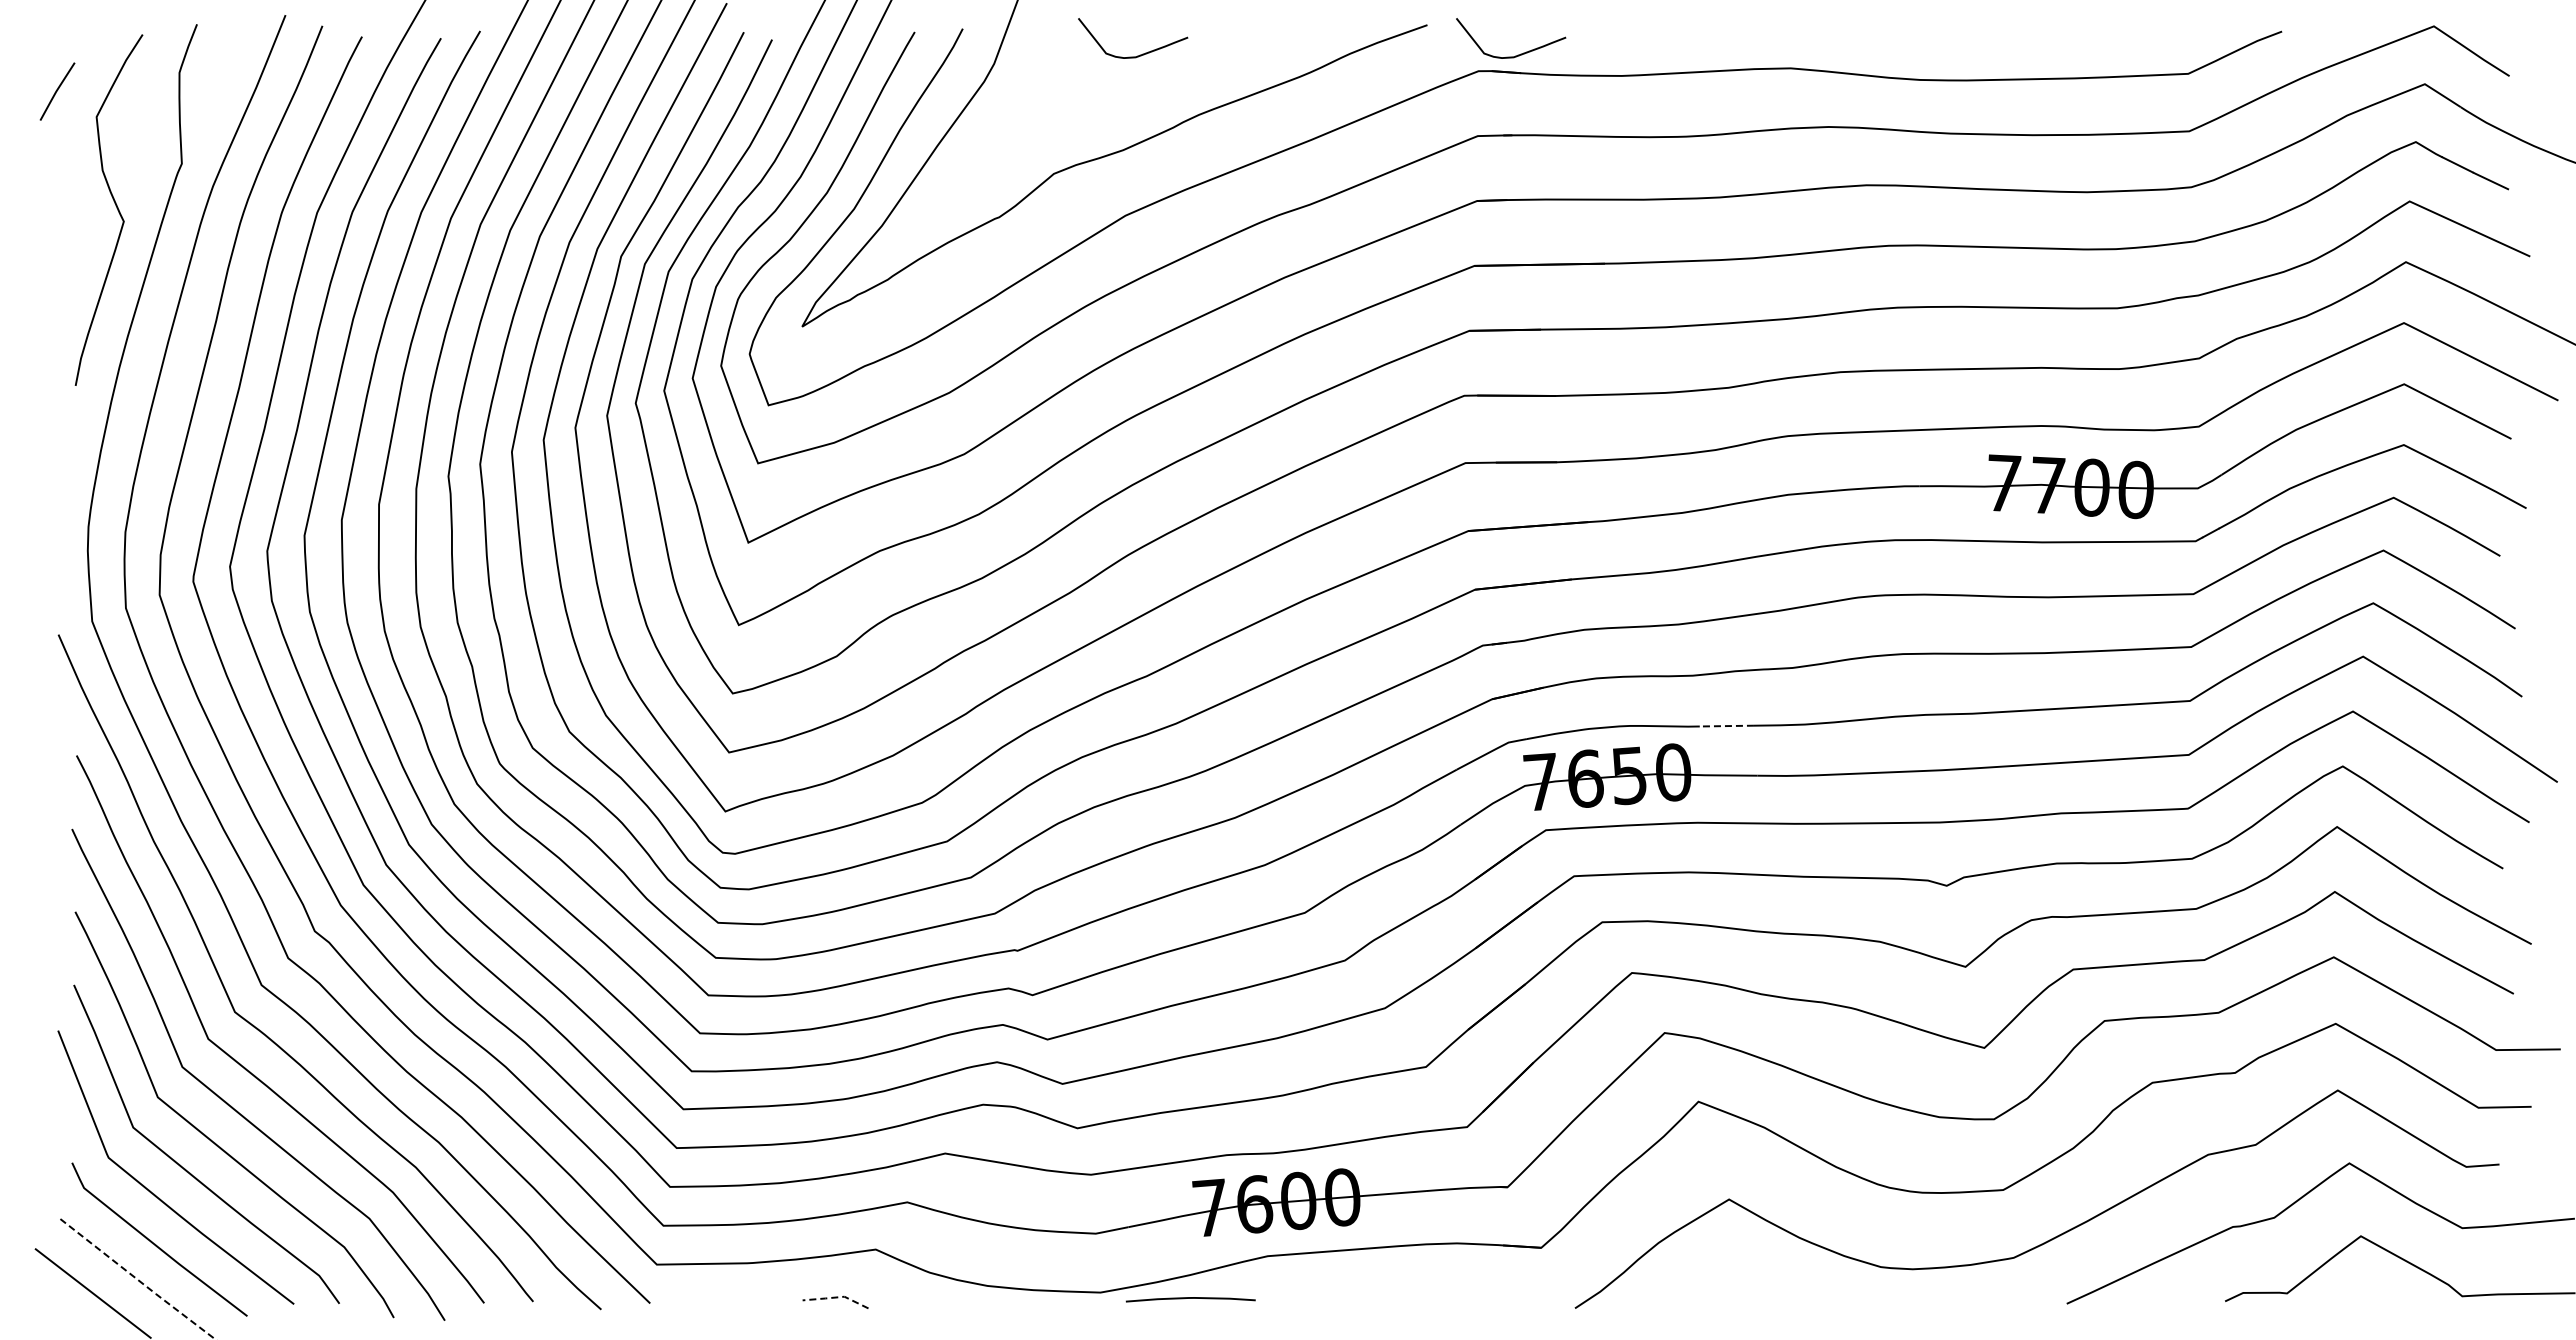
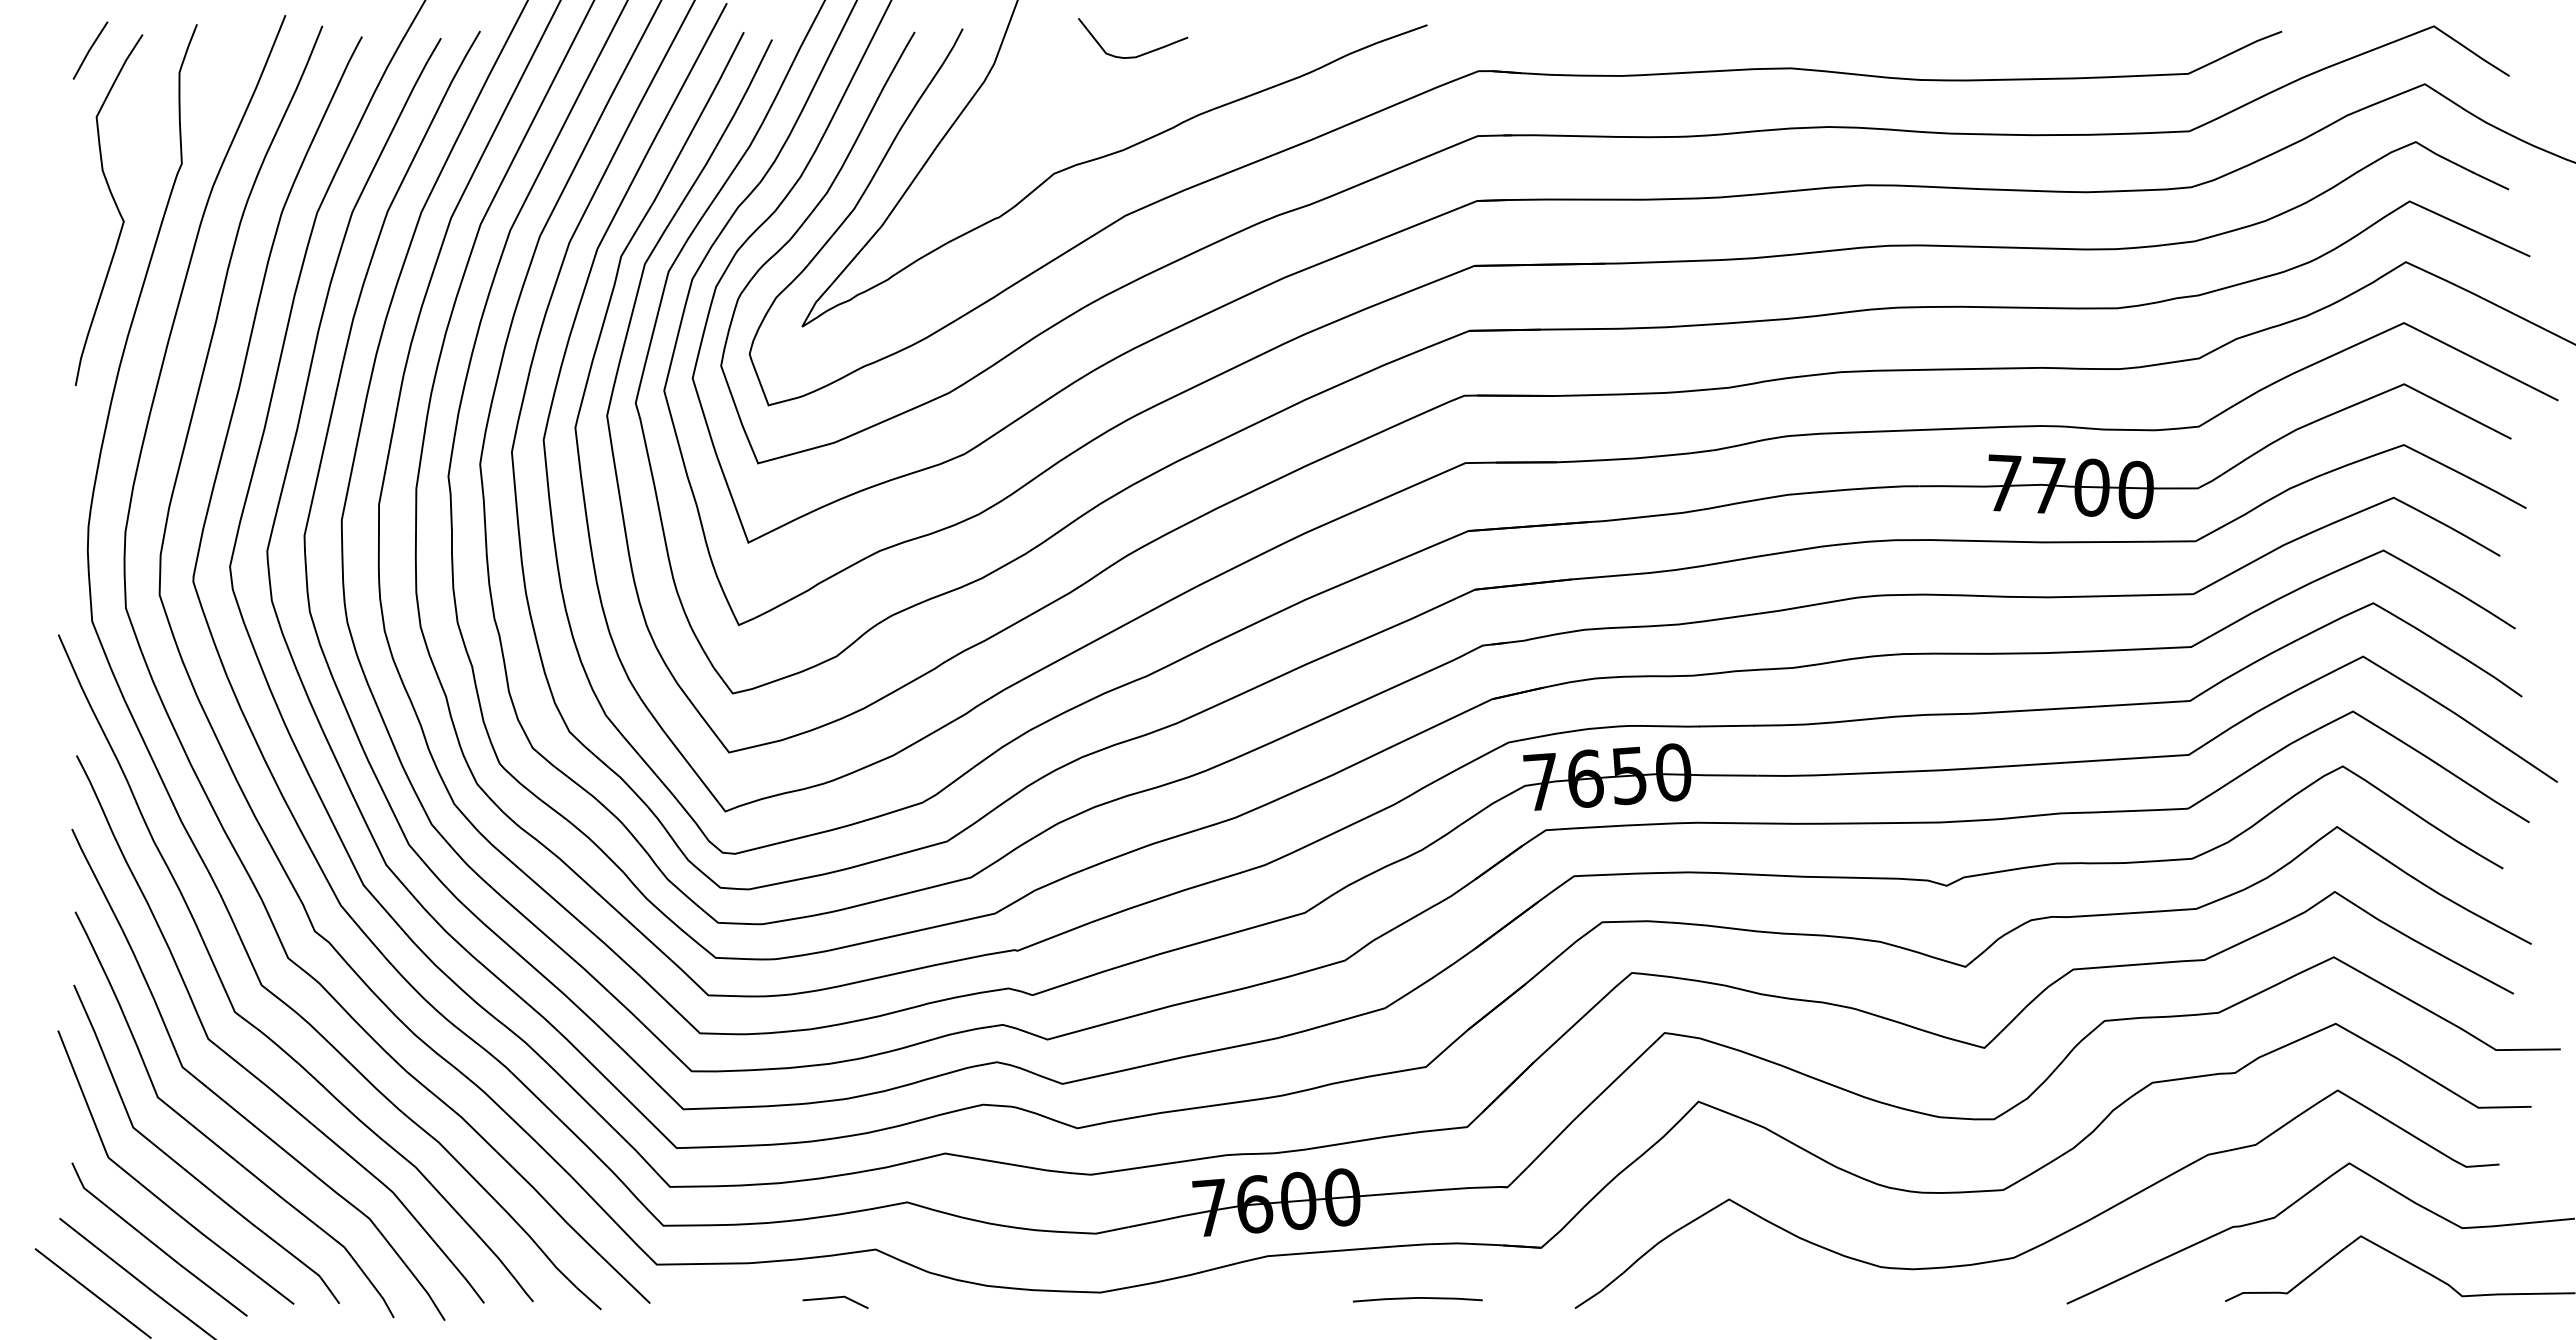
curve: present -> none (1518, 54)
line position: (57, 91) -> (90, 50) (90, 50)
line: dashed -> solid (1726, 726)
line: dashed -> solid (137, 1279)
line: dashed -> solid (836, 1297)
curve position: (1190, 1298) -> (1417, 1298) (1417, 1298)
